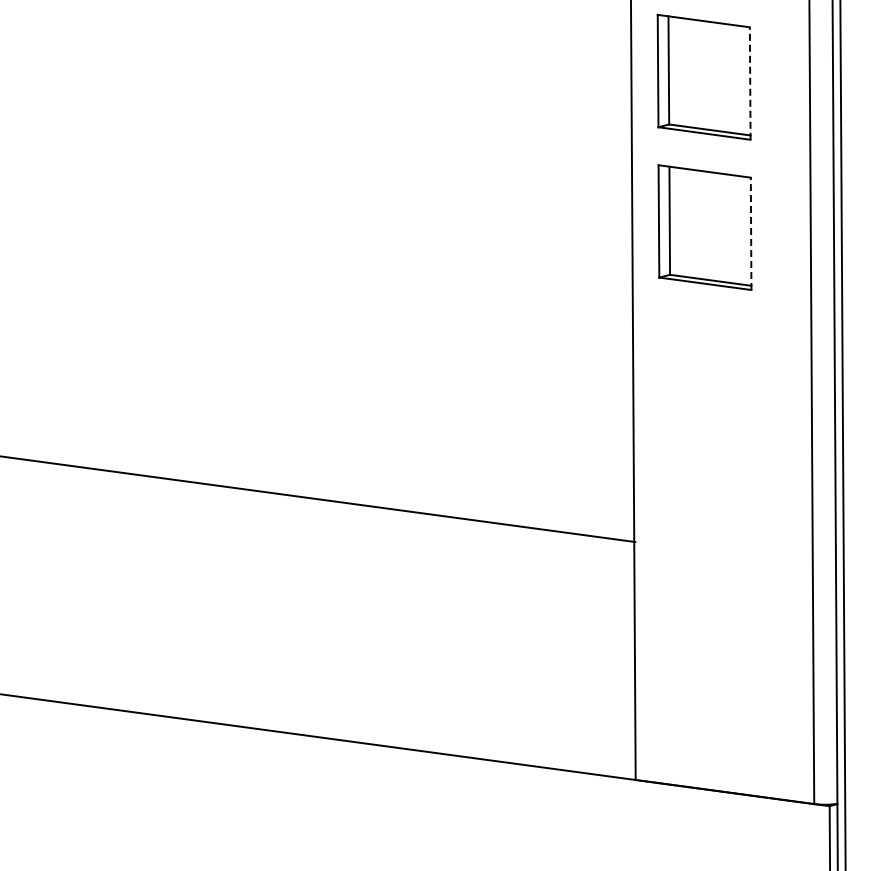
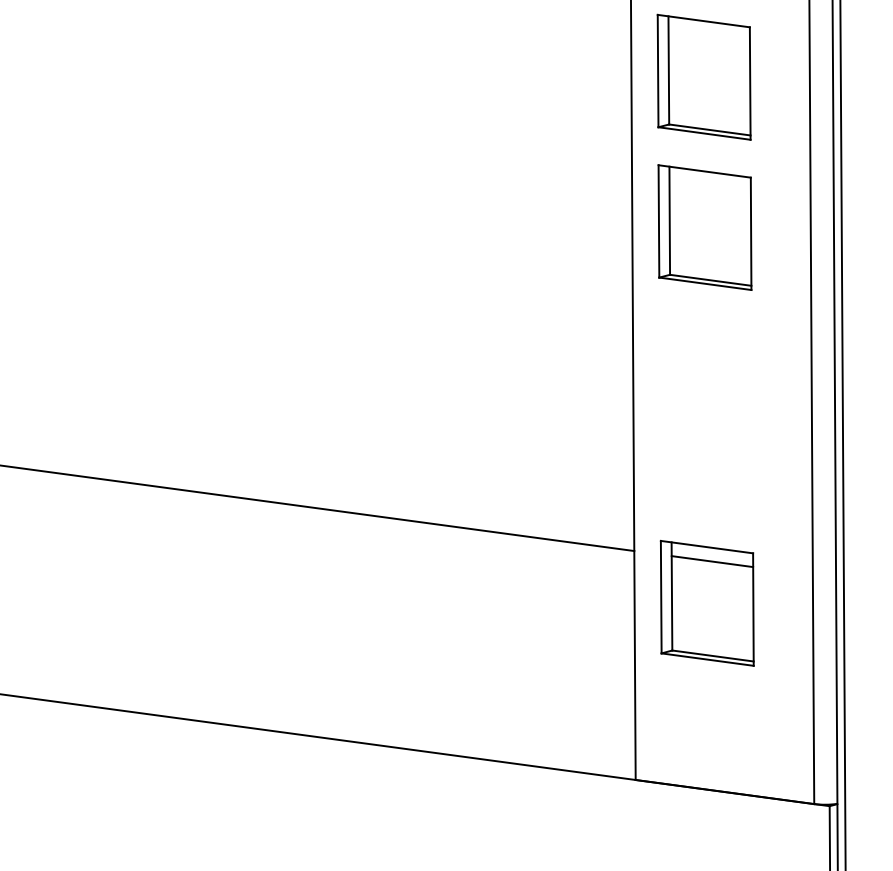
line: dashed -> solid (750, 83)
line: dashed -> solid (751, 233)
line position: (318, 499) -> (318, 508) (318, 508)
part: none -> present (706, 602)
